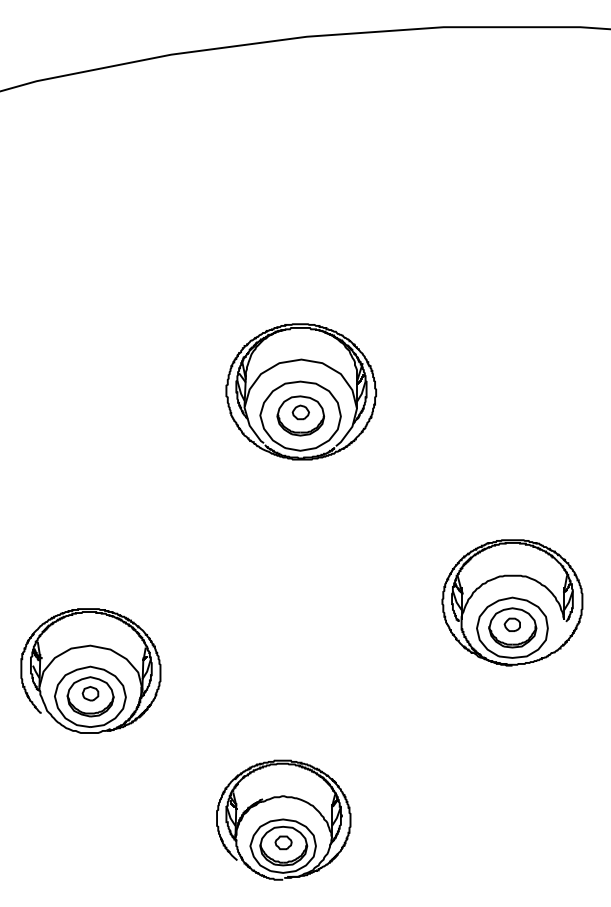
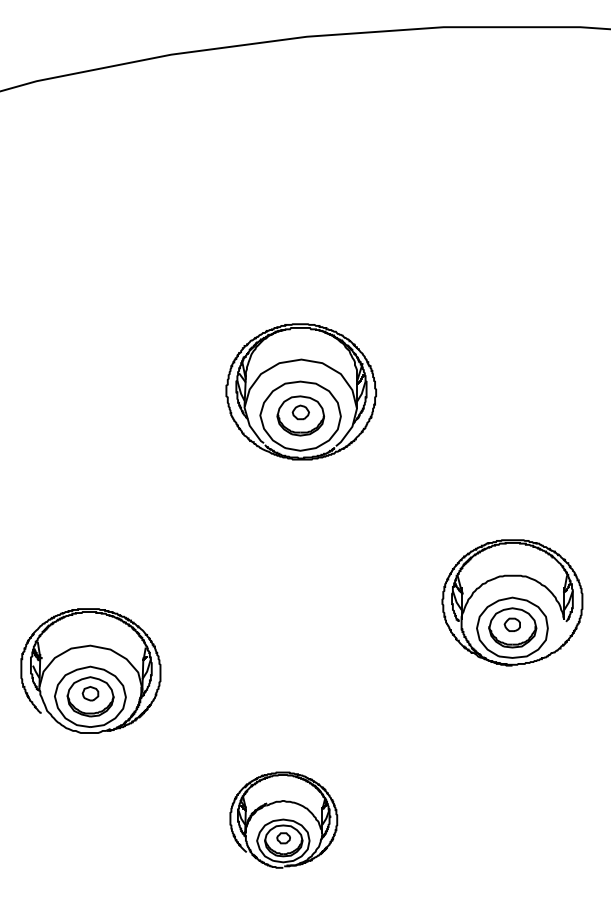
part size: 136x122 px -> 110x98 px (283, 819)
